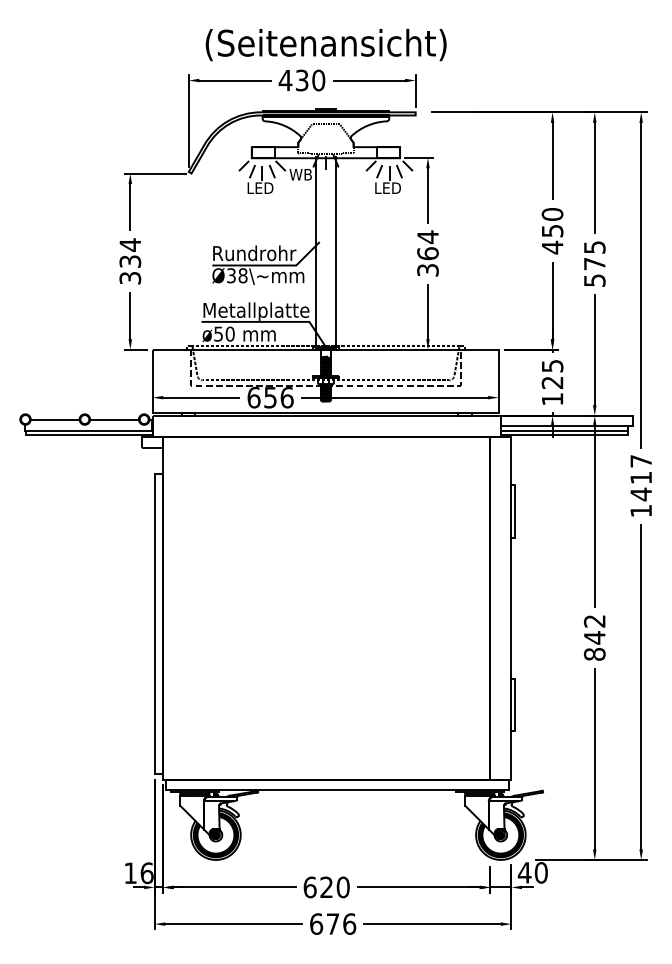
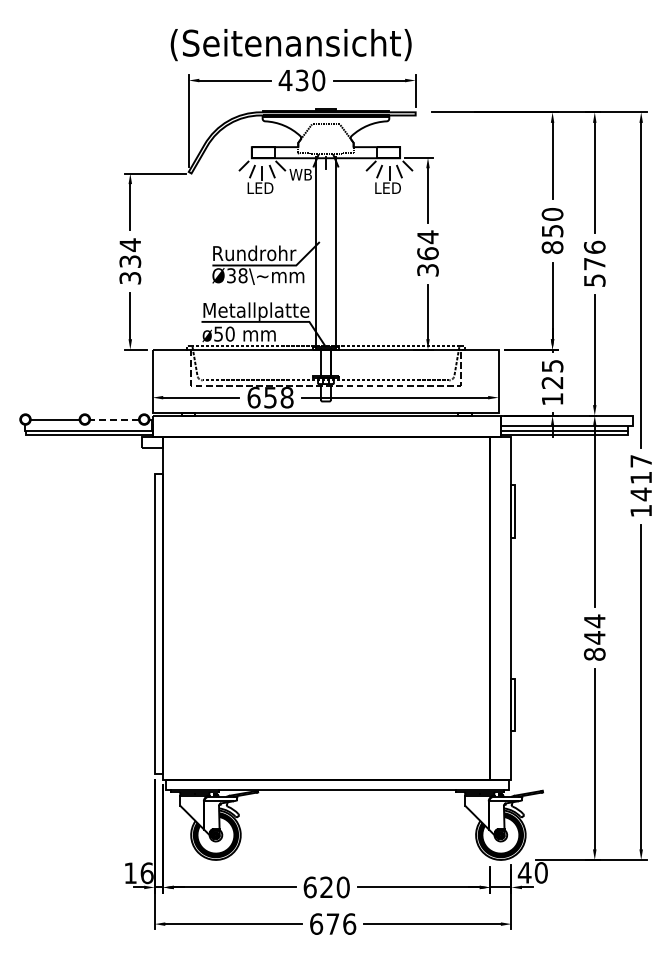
text position: (325, 45) -> (290, 45) (290, 45)
text: 575 -> 576 (594, 246)
text: 450 -> 850 (552, 247)
hatch: present -> none (325, 366)
hatch: present -> none (325, 392)
text: 656 -> 658 (286, 397)
line: solid -> dashed (114, 419)
text: 842 -> 844 (594, 621)
